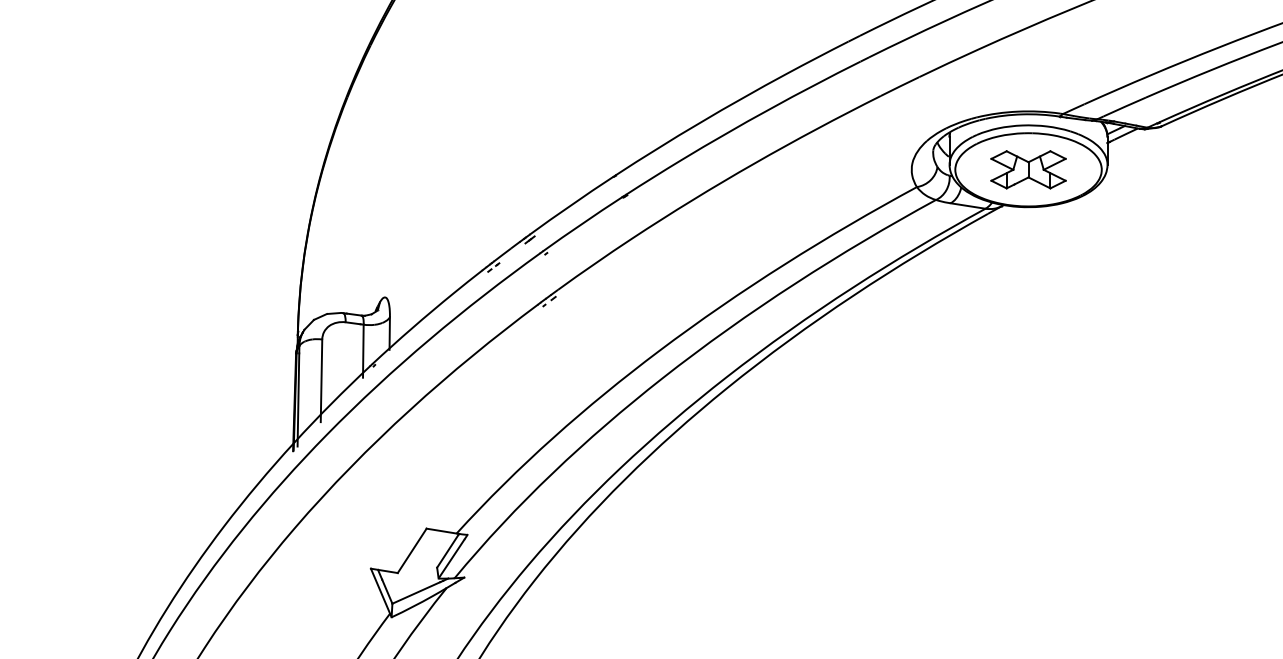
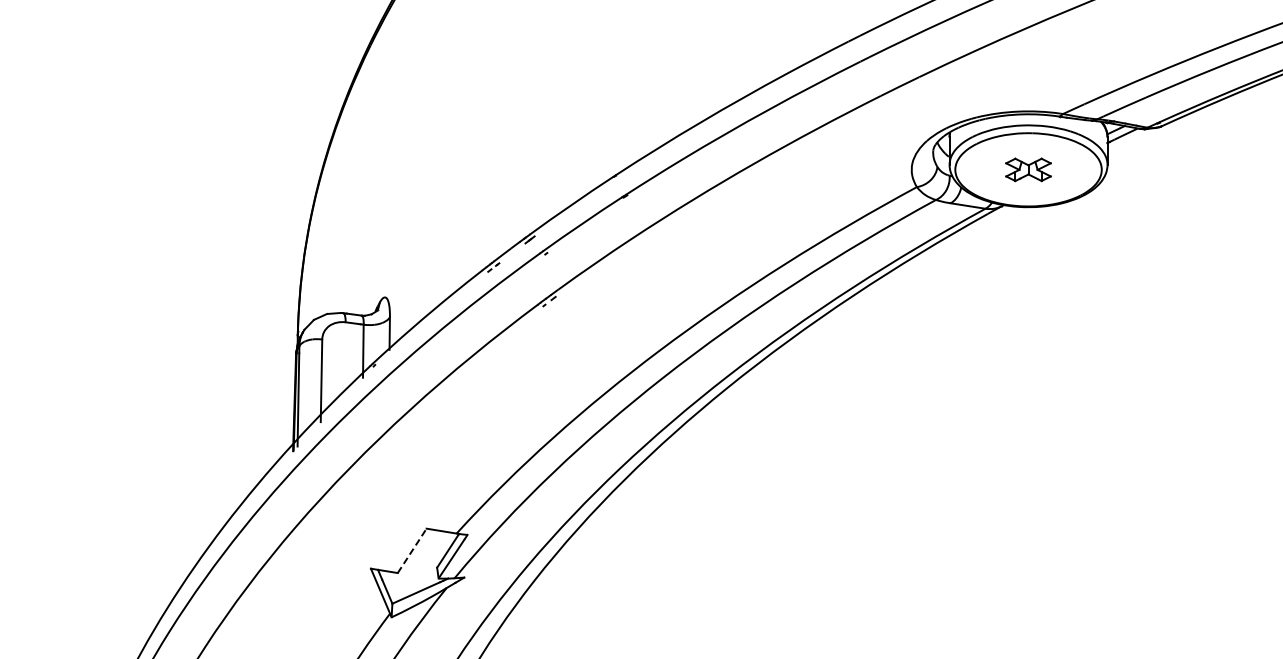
part size: 77x40 px -> 47x26 px (1028, 169)
line: solid -> dashed (412, 550)
